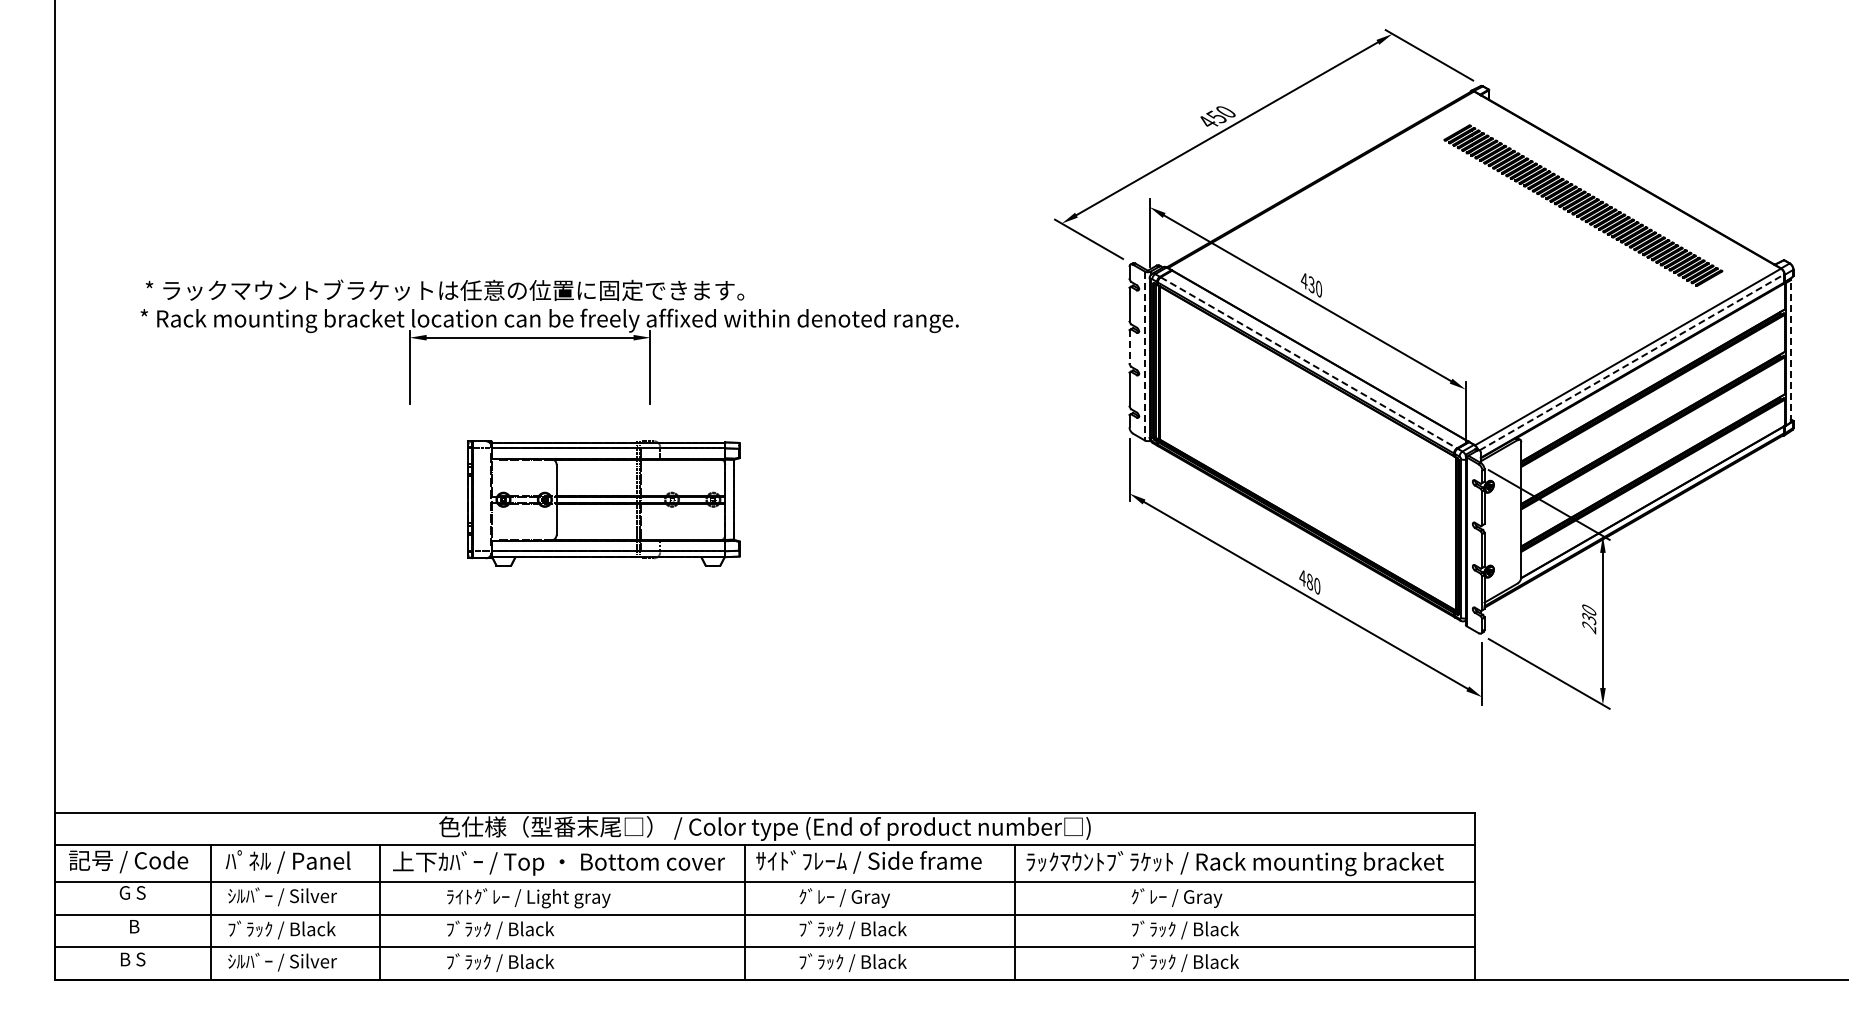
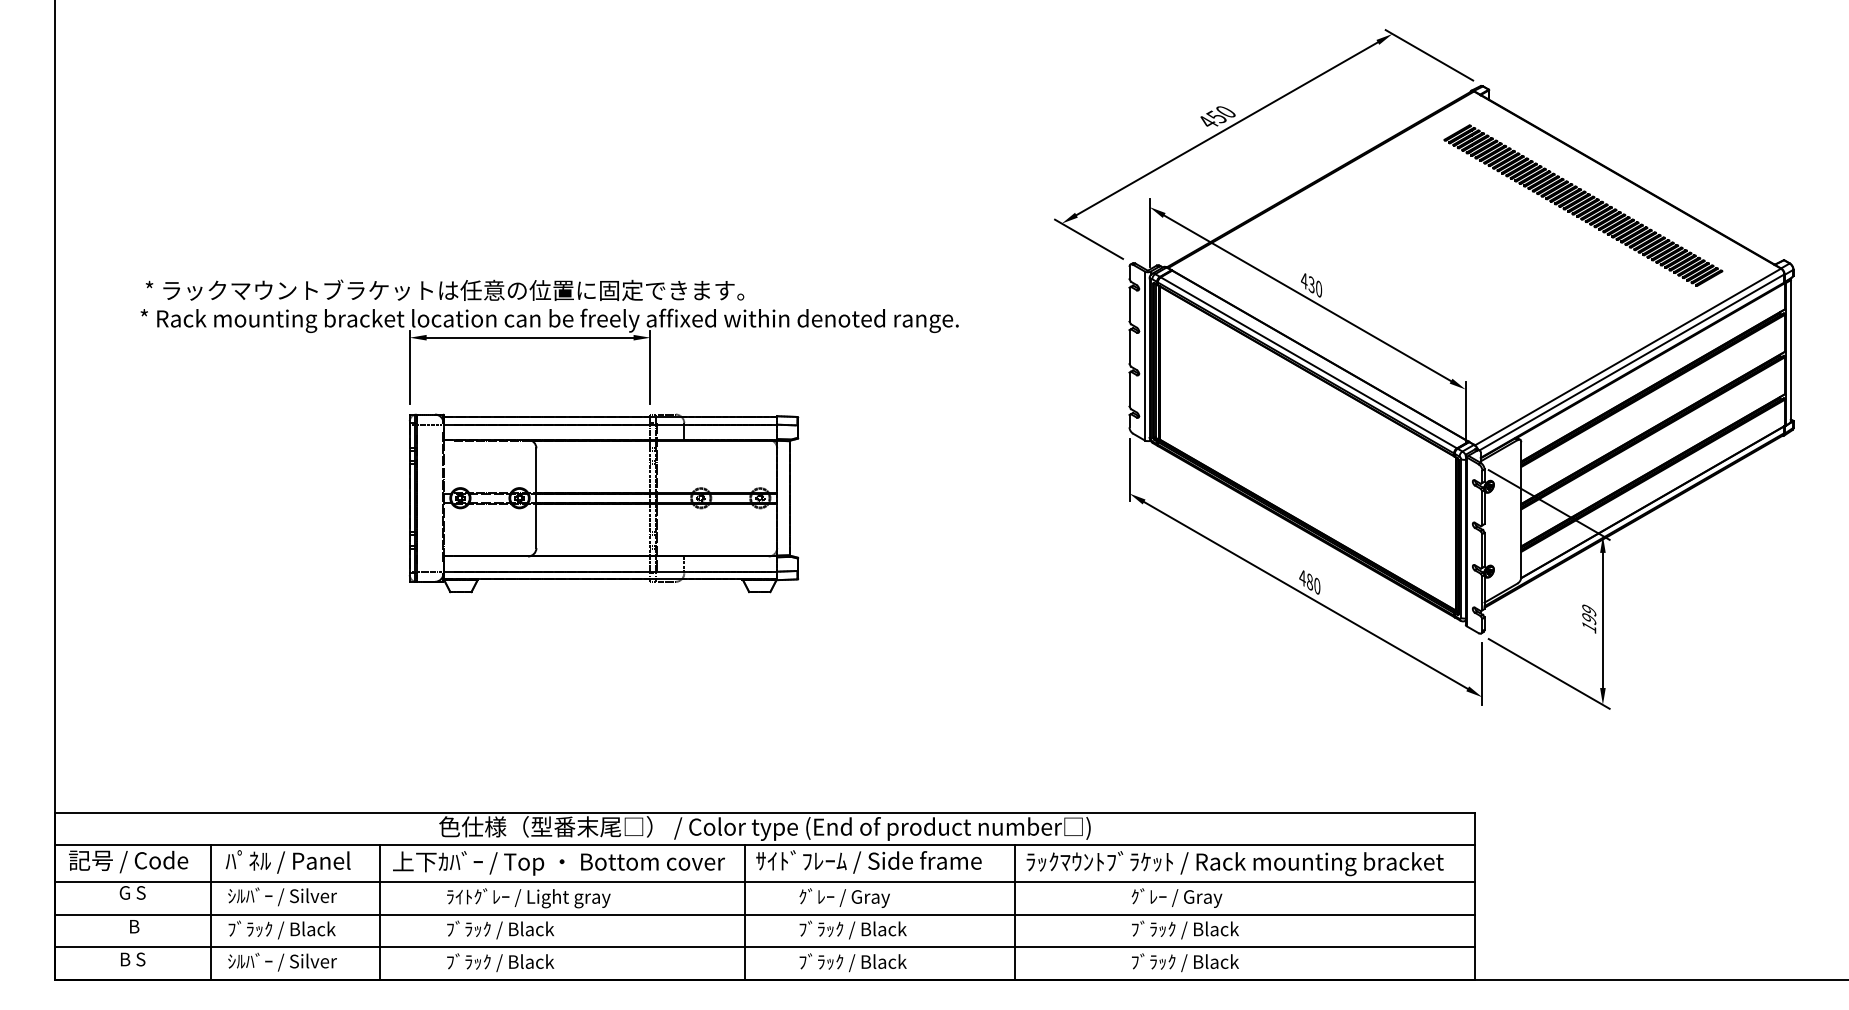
line: dashed -> solid (1129, 347)
line: dashed -> solid (1790, 350)
line: dashed -> solid (1144, 356)
line: dashed -> solid (1631, 362)
line: dashed -> solid (1309, 363)
part size: 274x127 px -> 392x181 px (603, 503)
text: 230 -> 199 (1589, 619)
